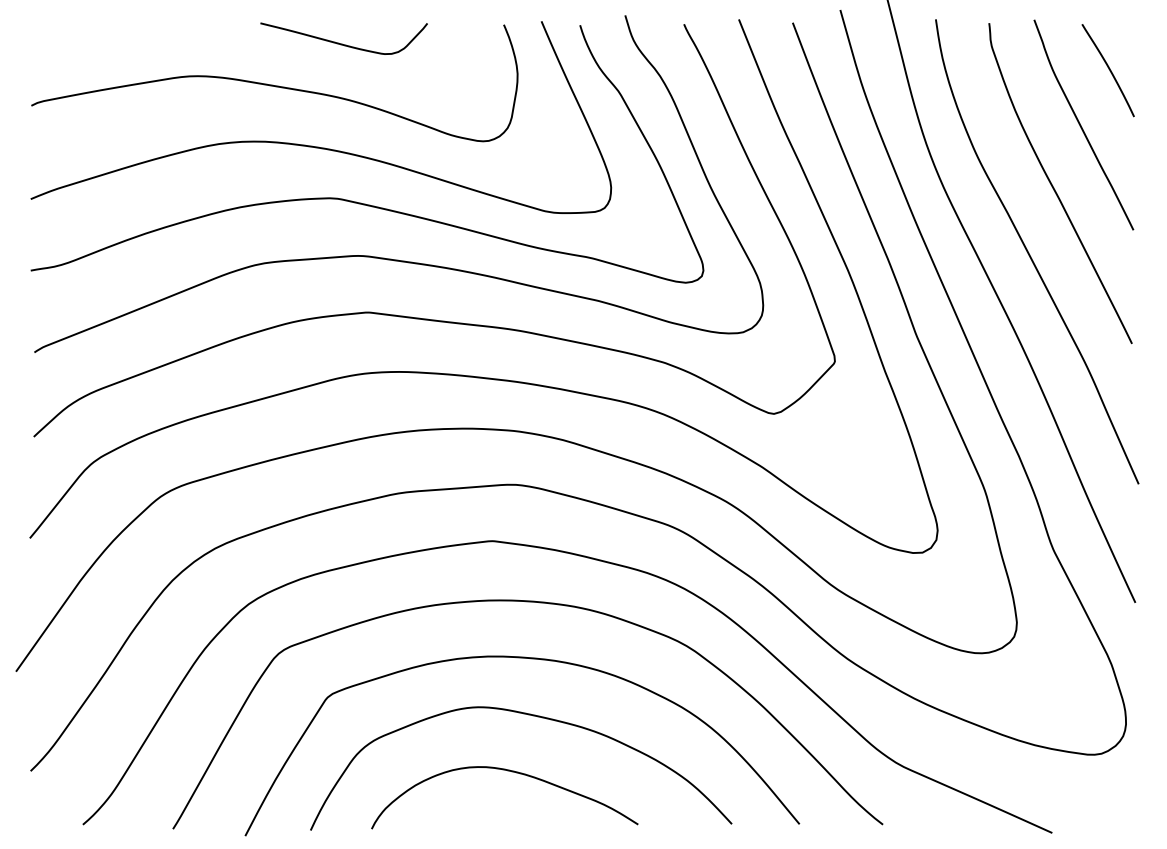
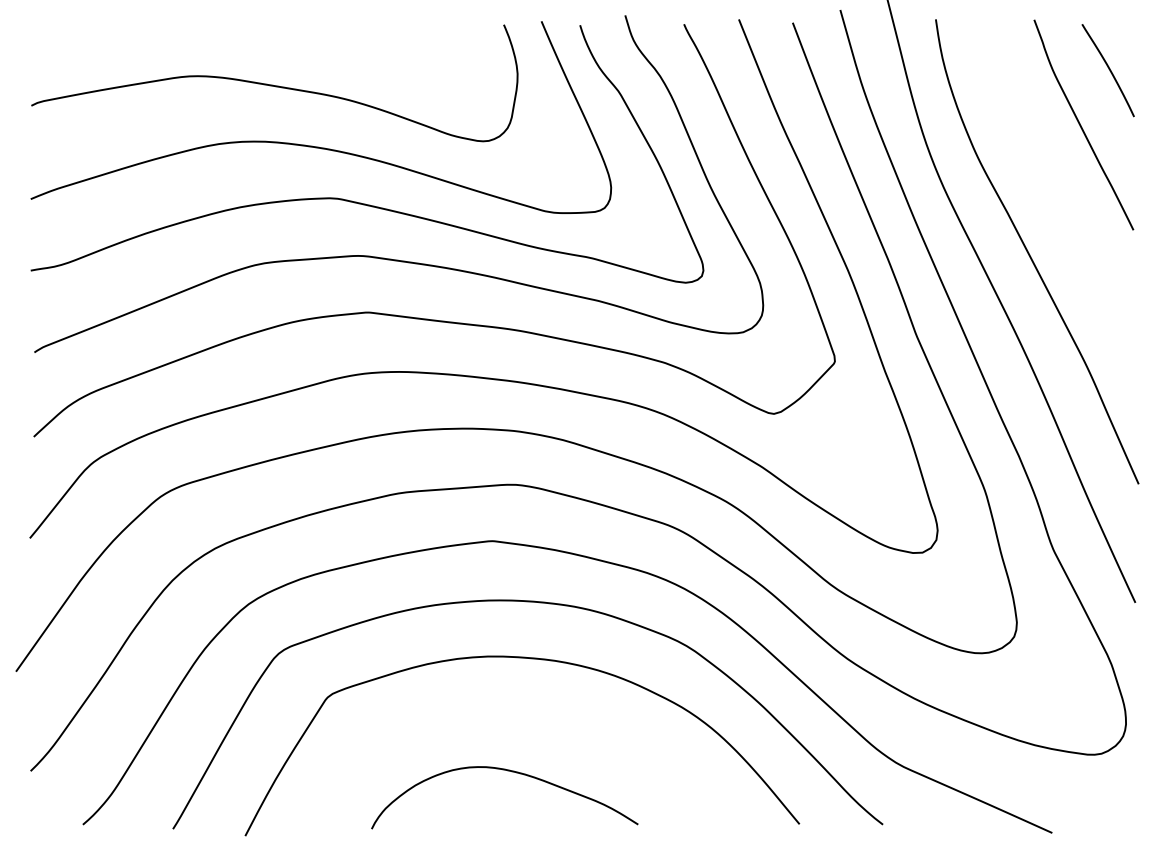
curve: present -> none (342, 43)
curve: present -> none (1054, 187)
curve: present -> none (533, 716)
